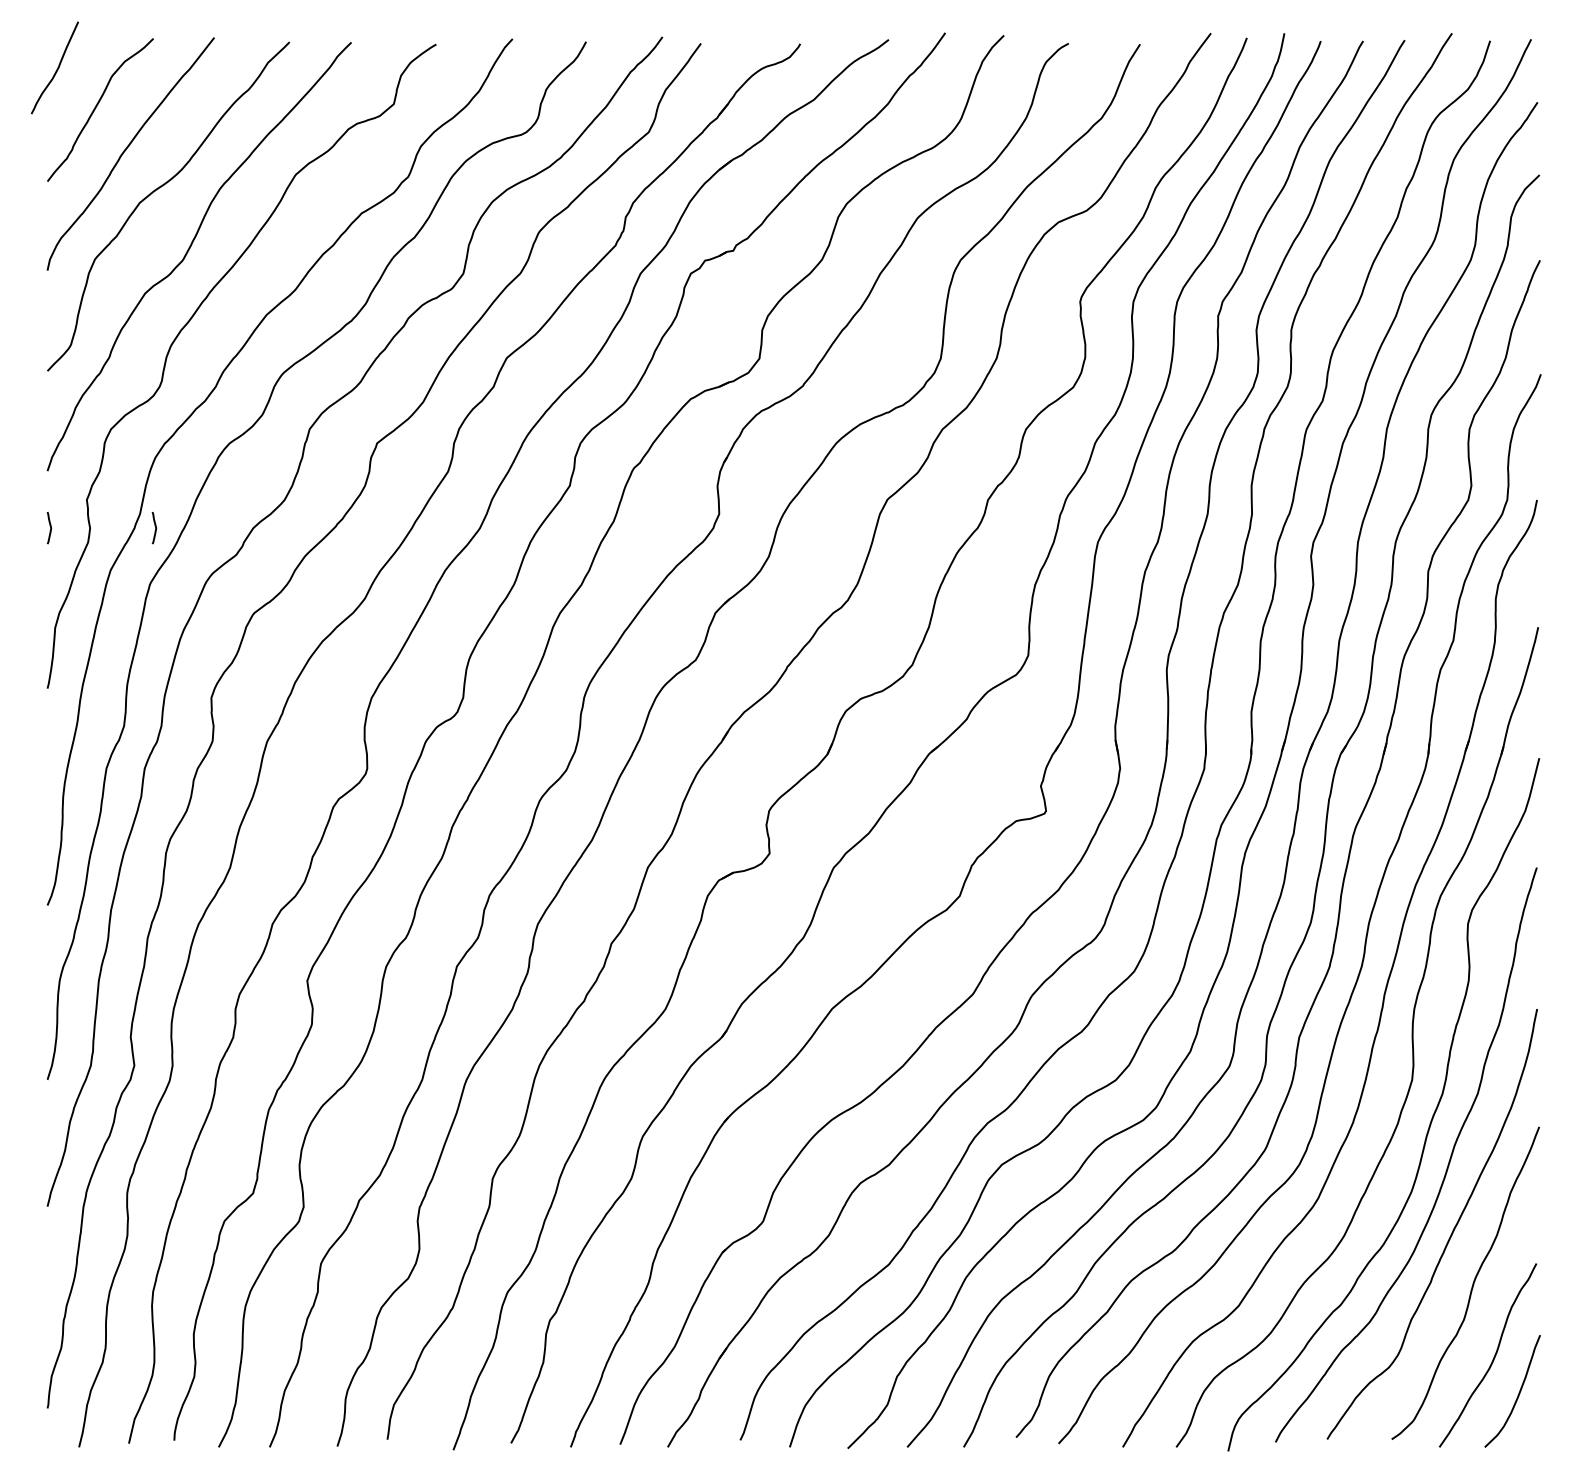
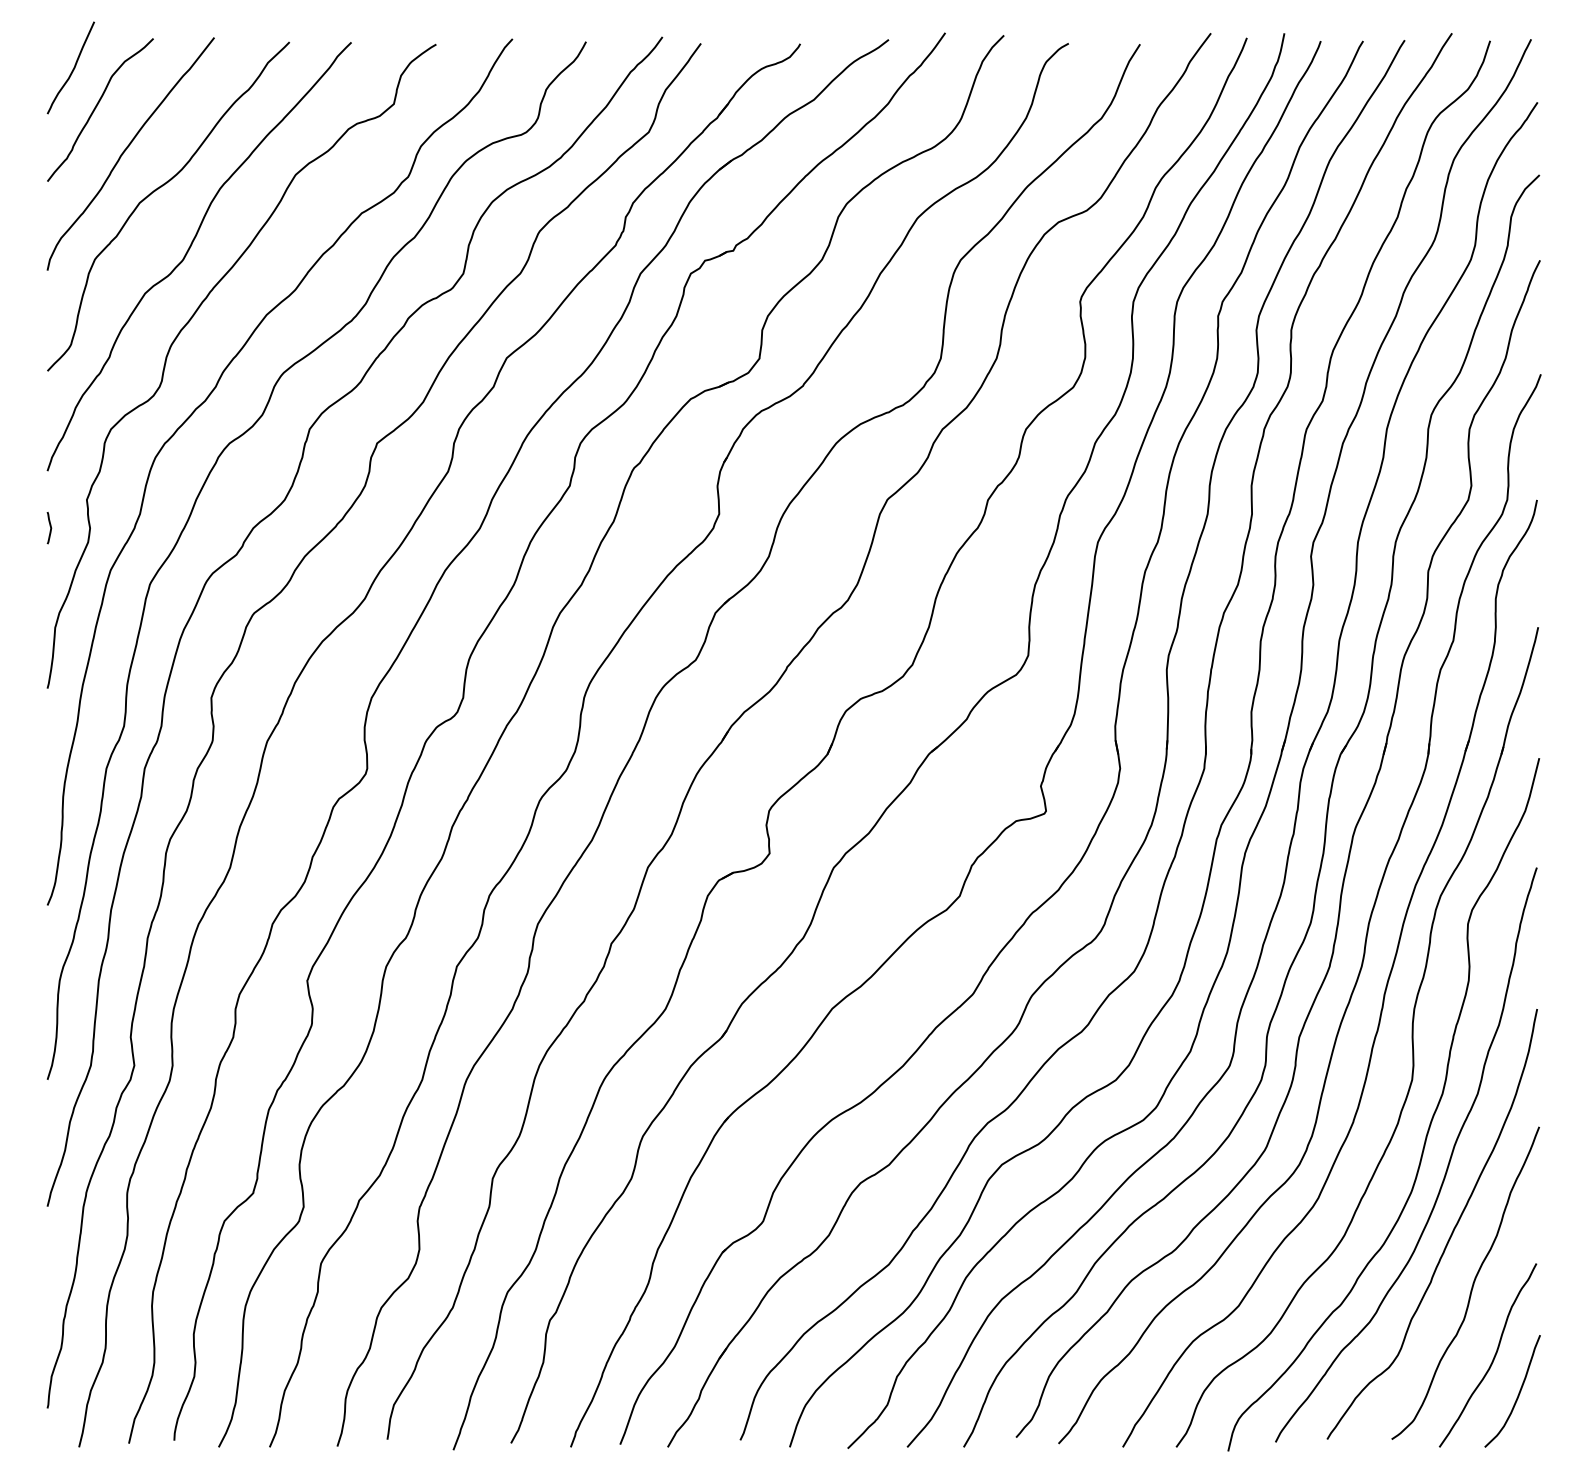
curve position: (56, 69) -> (72, 69) (72, 69)
curve: present -> none (155, 528)
